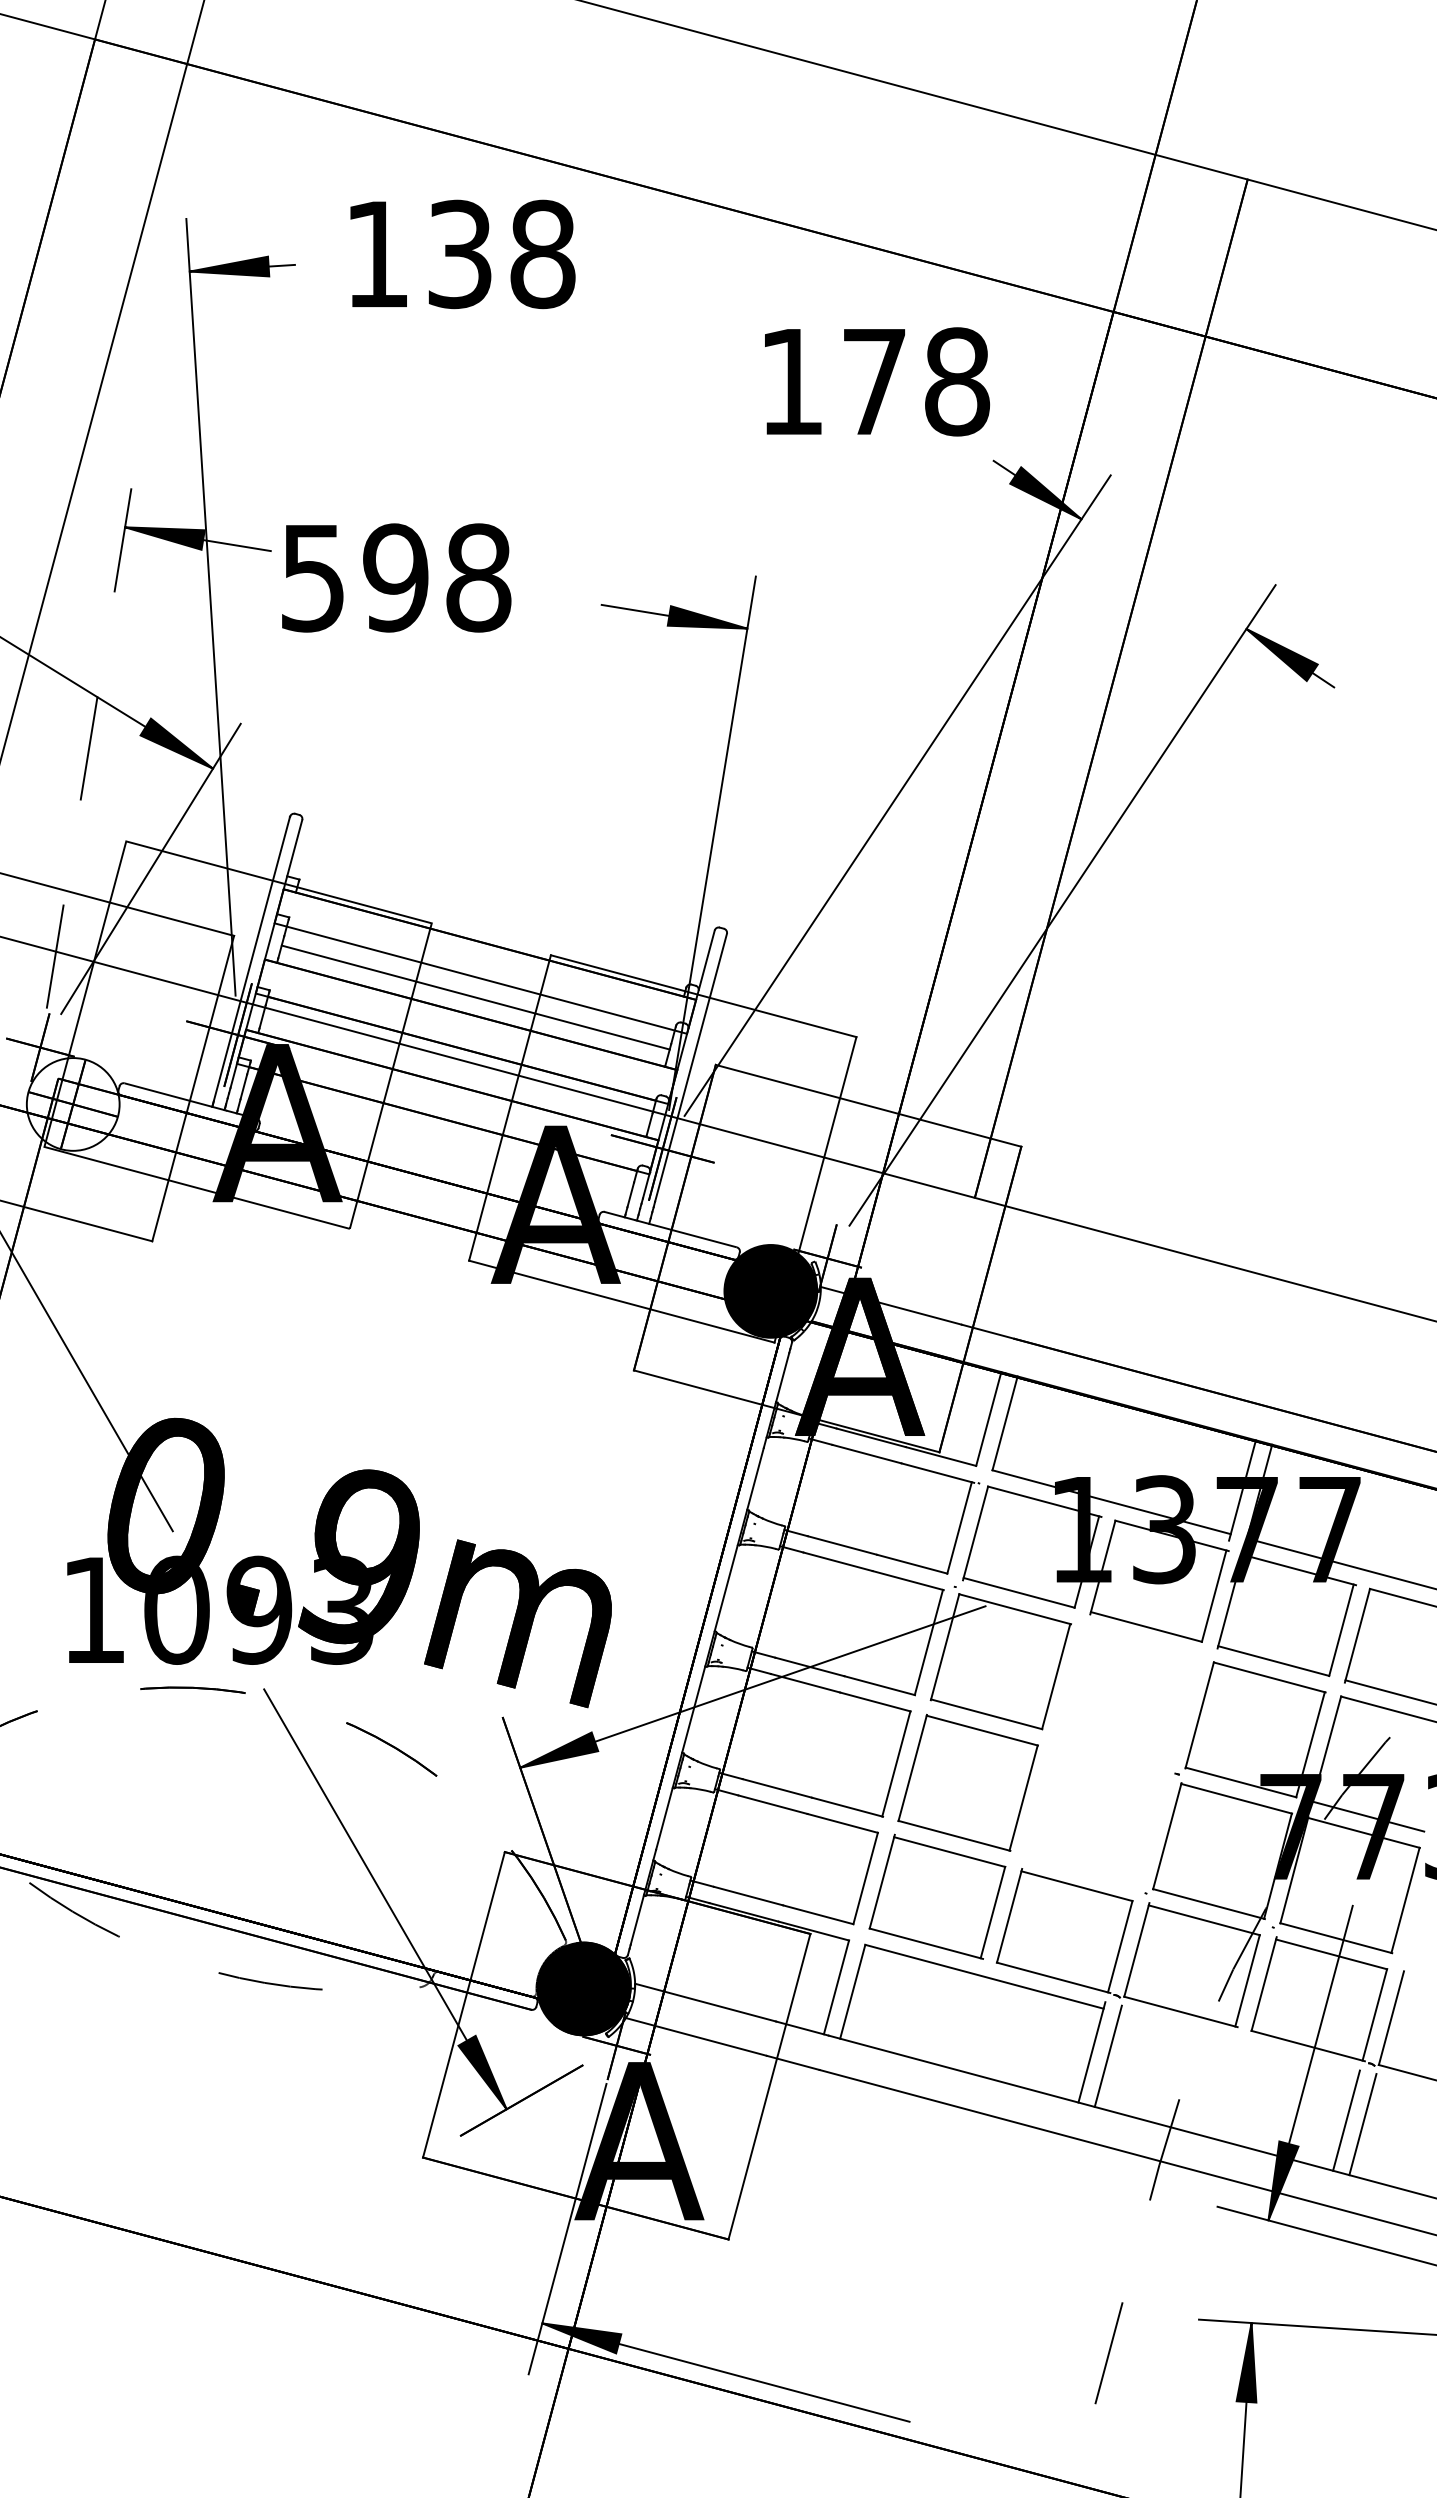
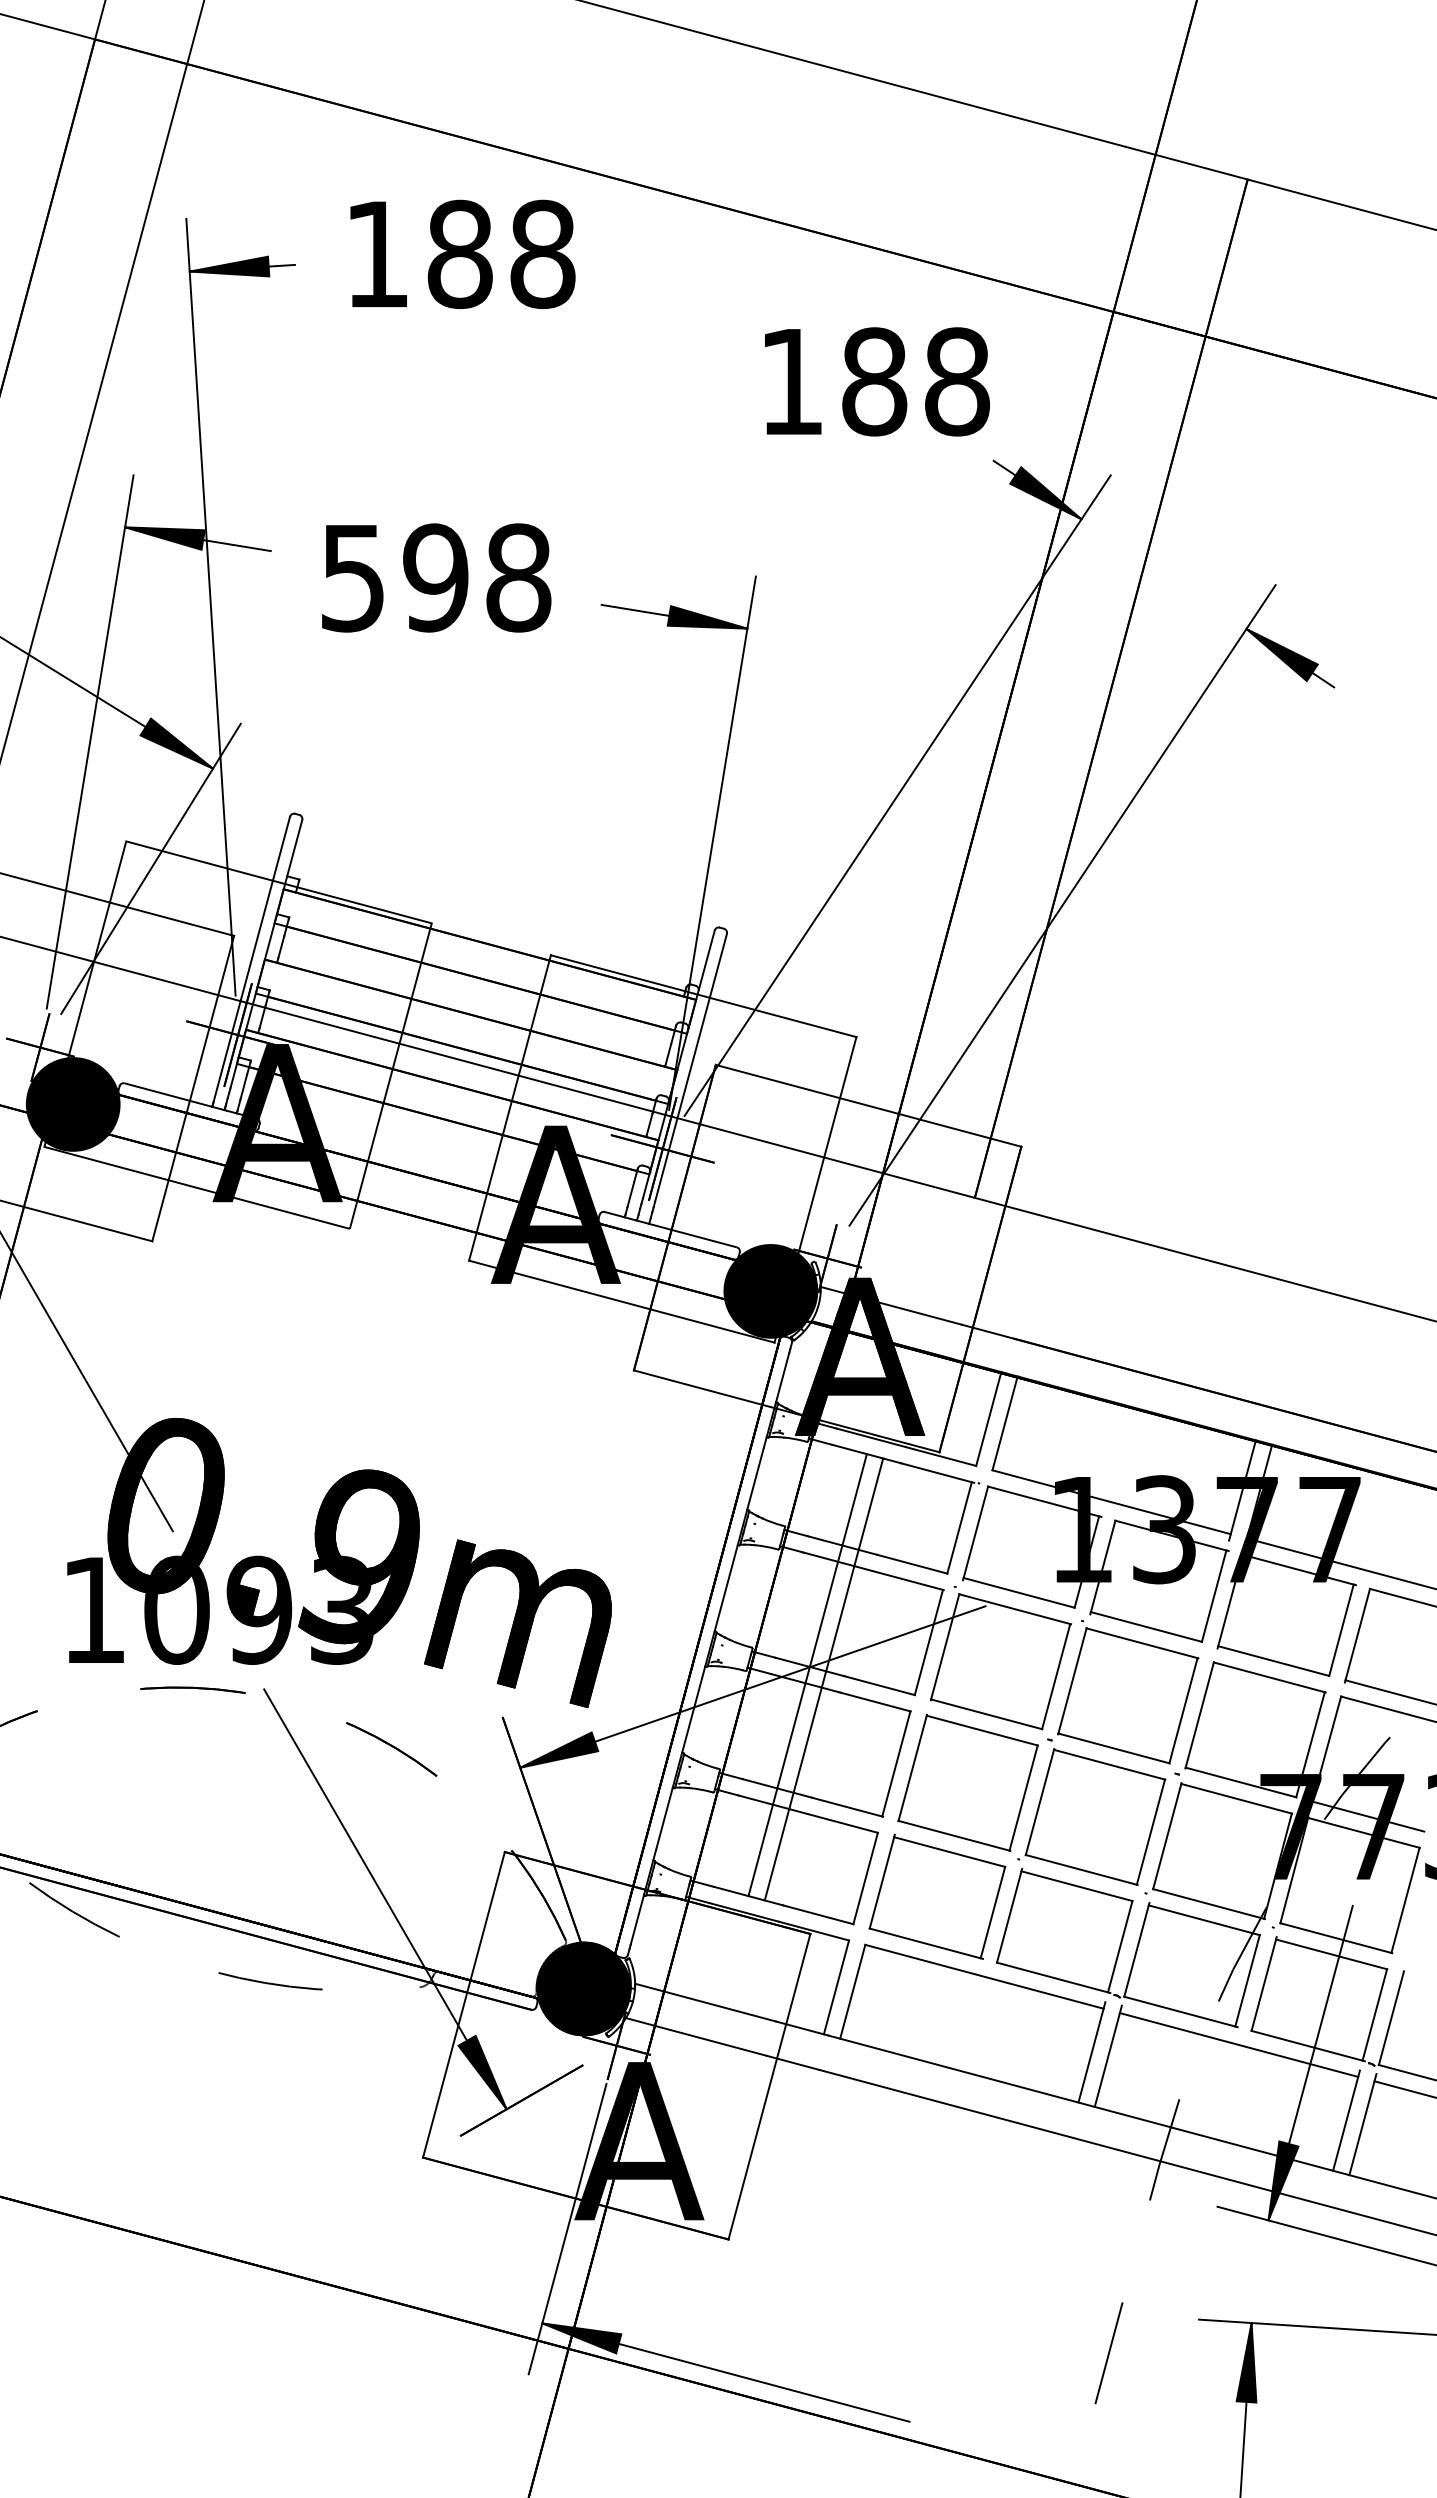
text: 138 -> 188 (459, 254)
text: 178 -> 188 (874, 381)
text position: (396, 577) -> (436, 577) (436, 577)
line: dashed -> solid (90, 741)
line position: (475, 997) -> (480, 978) (480, 978)
fill: none -> present (72, 1104)
line: none -> present (807, 1675)
line: none -> present (823, 1679)
part: none -> present (1108, 1752)
line: none -> present (1238, 2044)
line: none -> present (1403, 2089)
